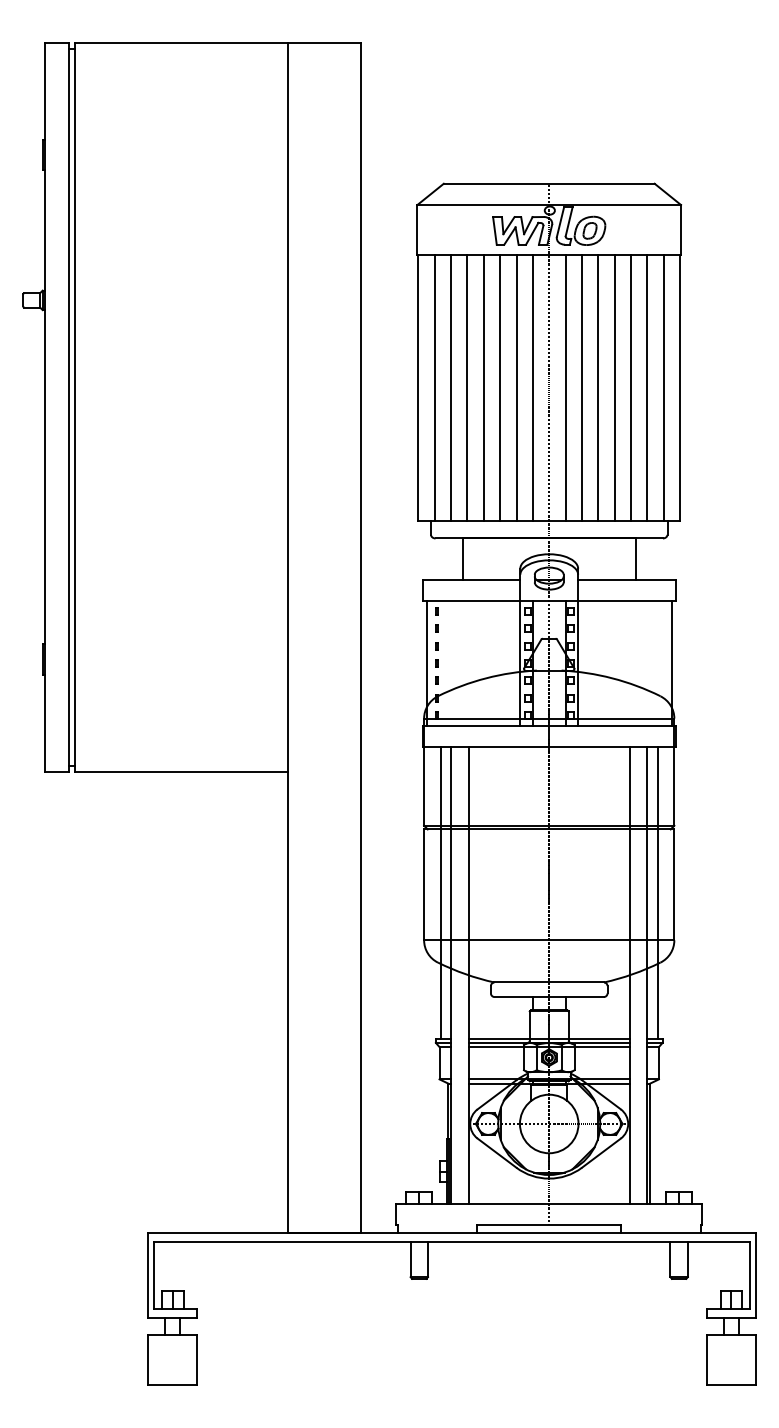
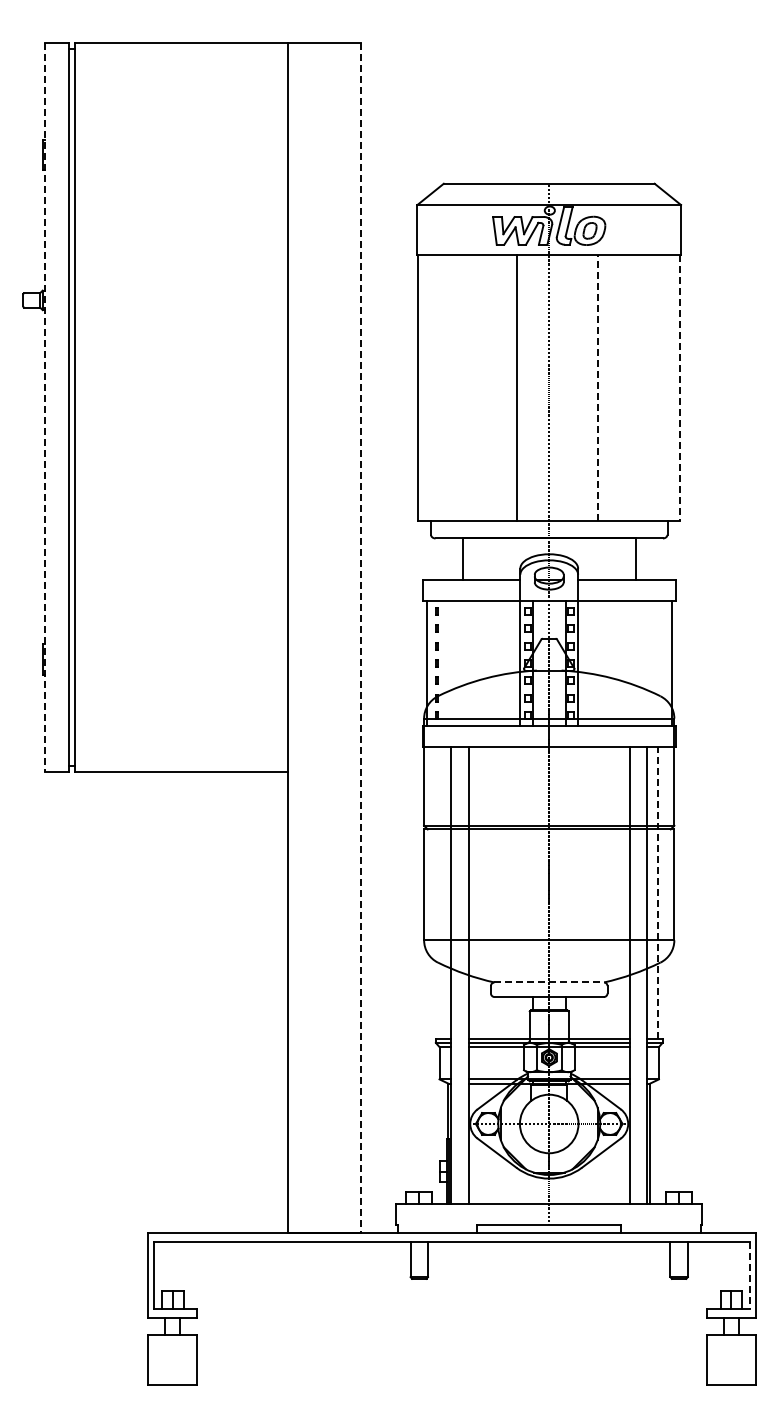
line: present -> none (434, 387)
line: present -> none (451, 387)
line: present -> none (467, 387)
line: present -> none (483, 387)
line: present -> none (500, 387)
line: present -> none (532, 387)
line: present -> none (565, 387)
line: present -> none (581, 387)
line: solid -> dashed (598, 387)
line: present -> none (614, 387)
line: present -> none (630, 387)
line: present -> none (647, 387)
line: present -> none (663, 387)
line: solid -> dashed (680, 388)
line: solid -> dashed (45, 407)
line: solid -> dashed (360, 638)
line: present -> none (440, 892)
line: solid -> dashed (657, 892)
line: solid -> dashed (549, 982)
line: solid -> dashed (749, 1275)
